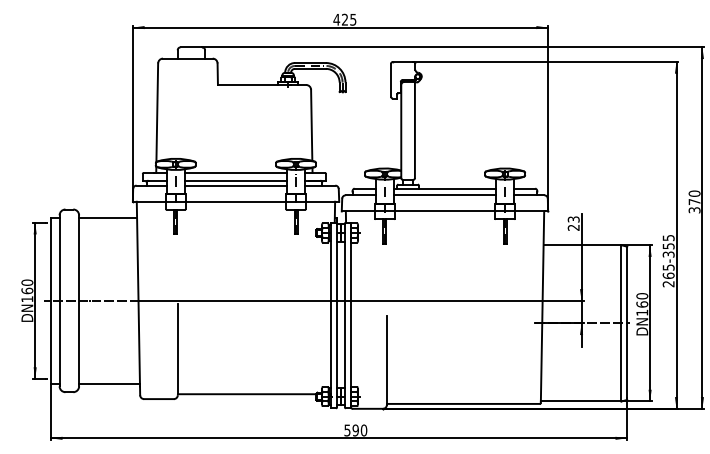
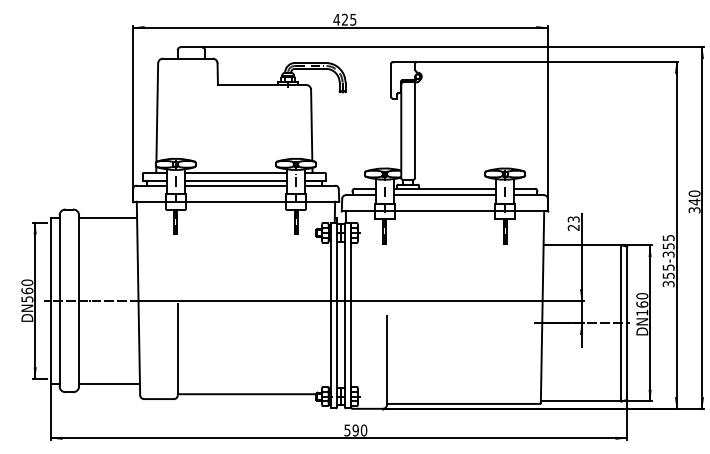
text: 370 -> 340 (694, 201)
text: 265- -> 355- (668, 279)
text: 160 -> 560 (27, 299)
